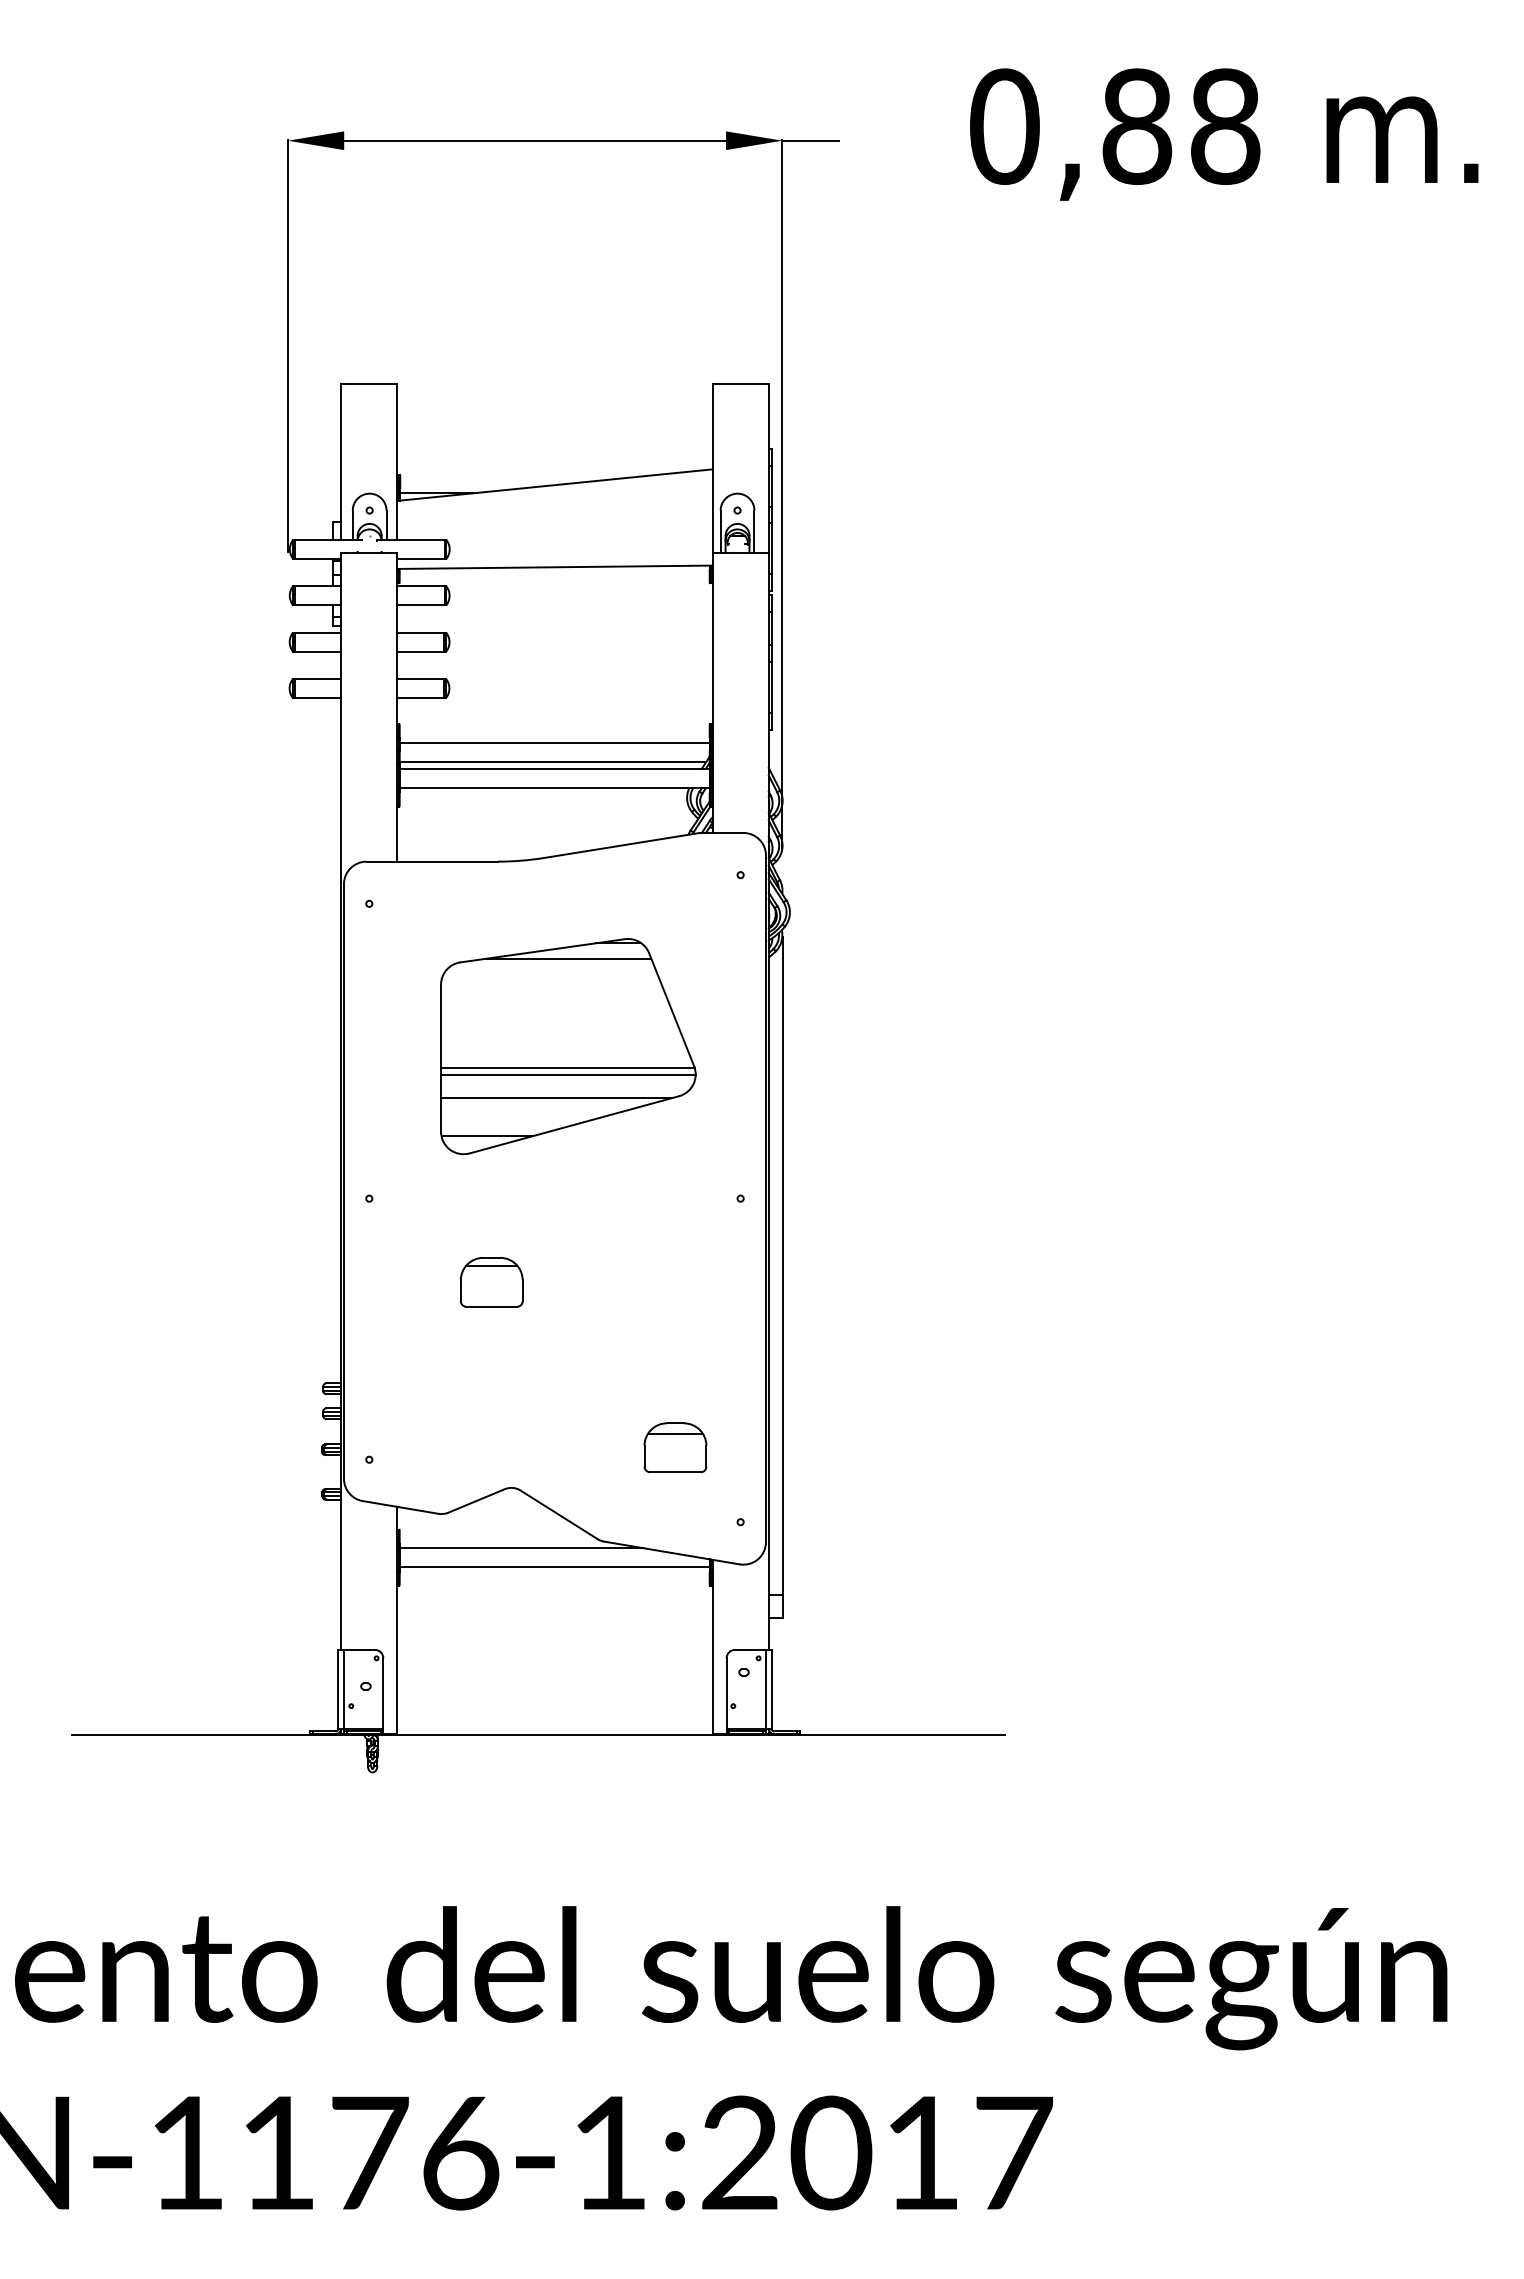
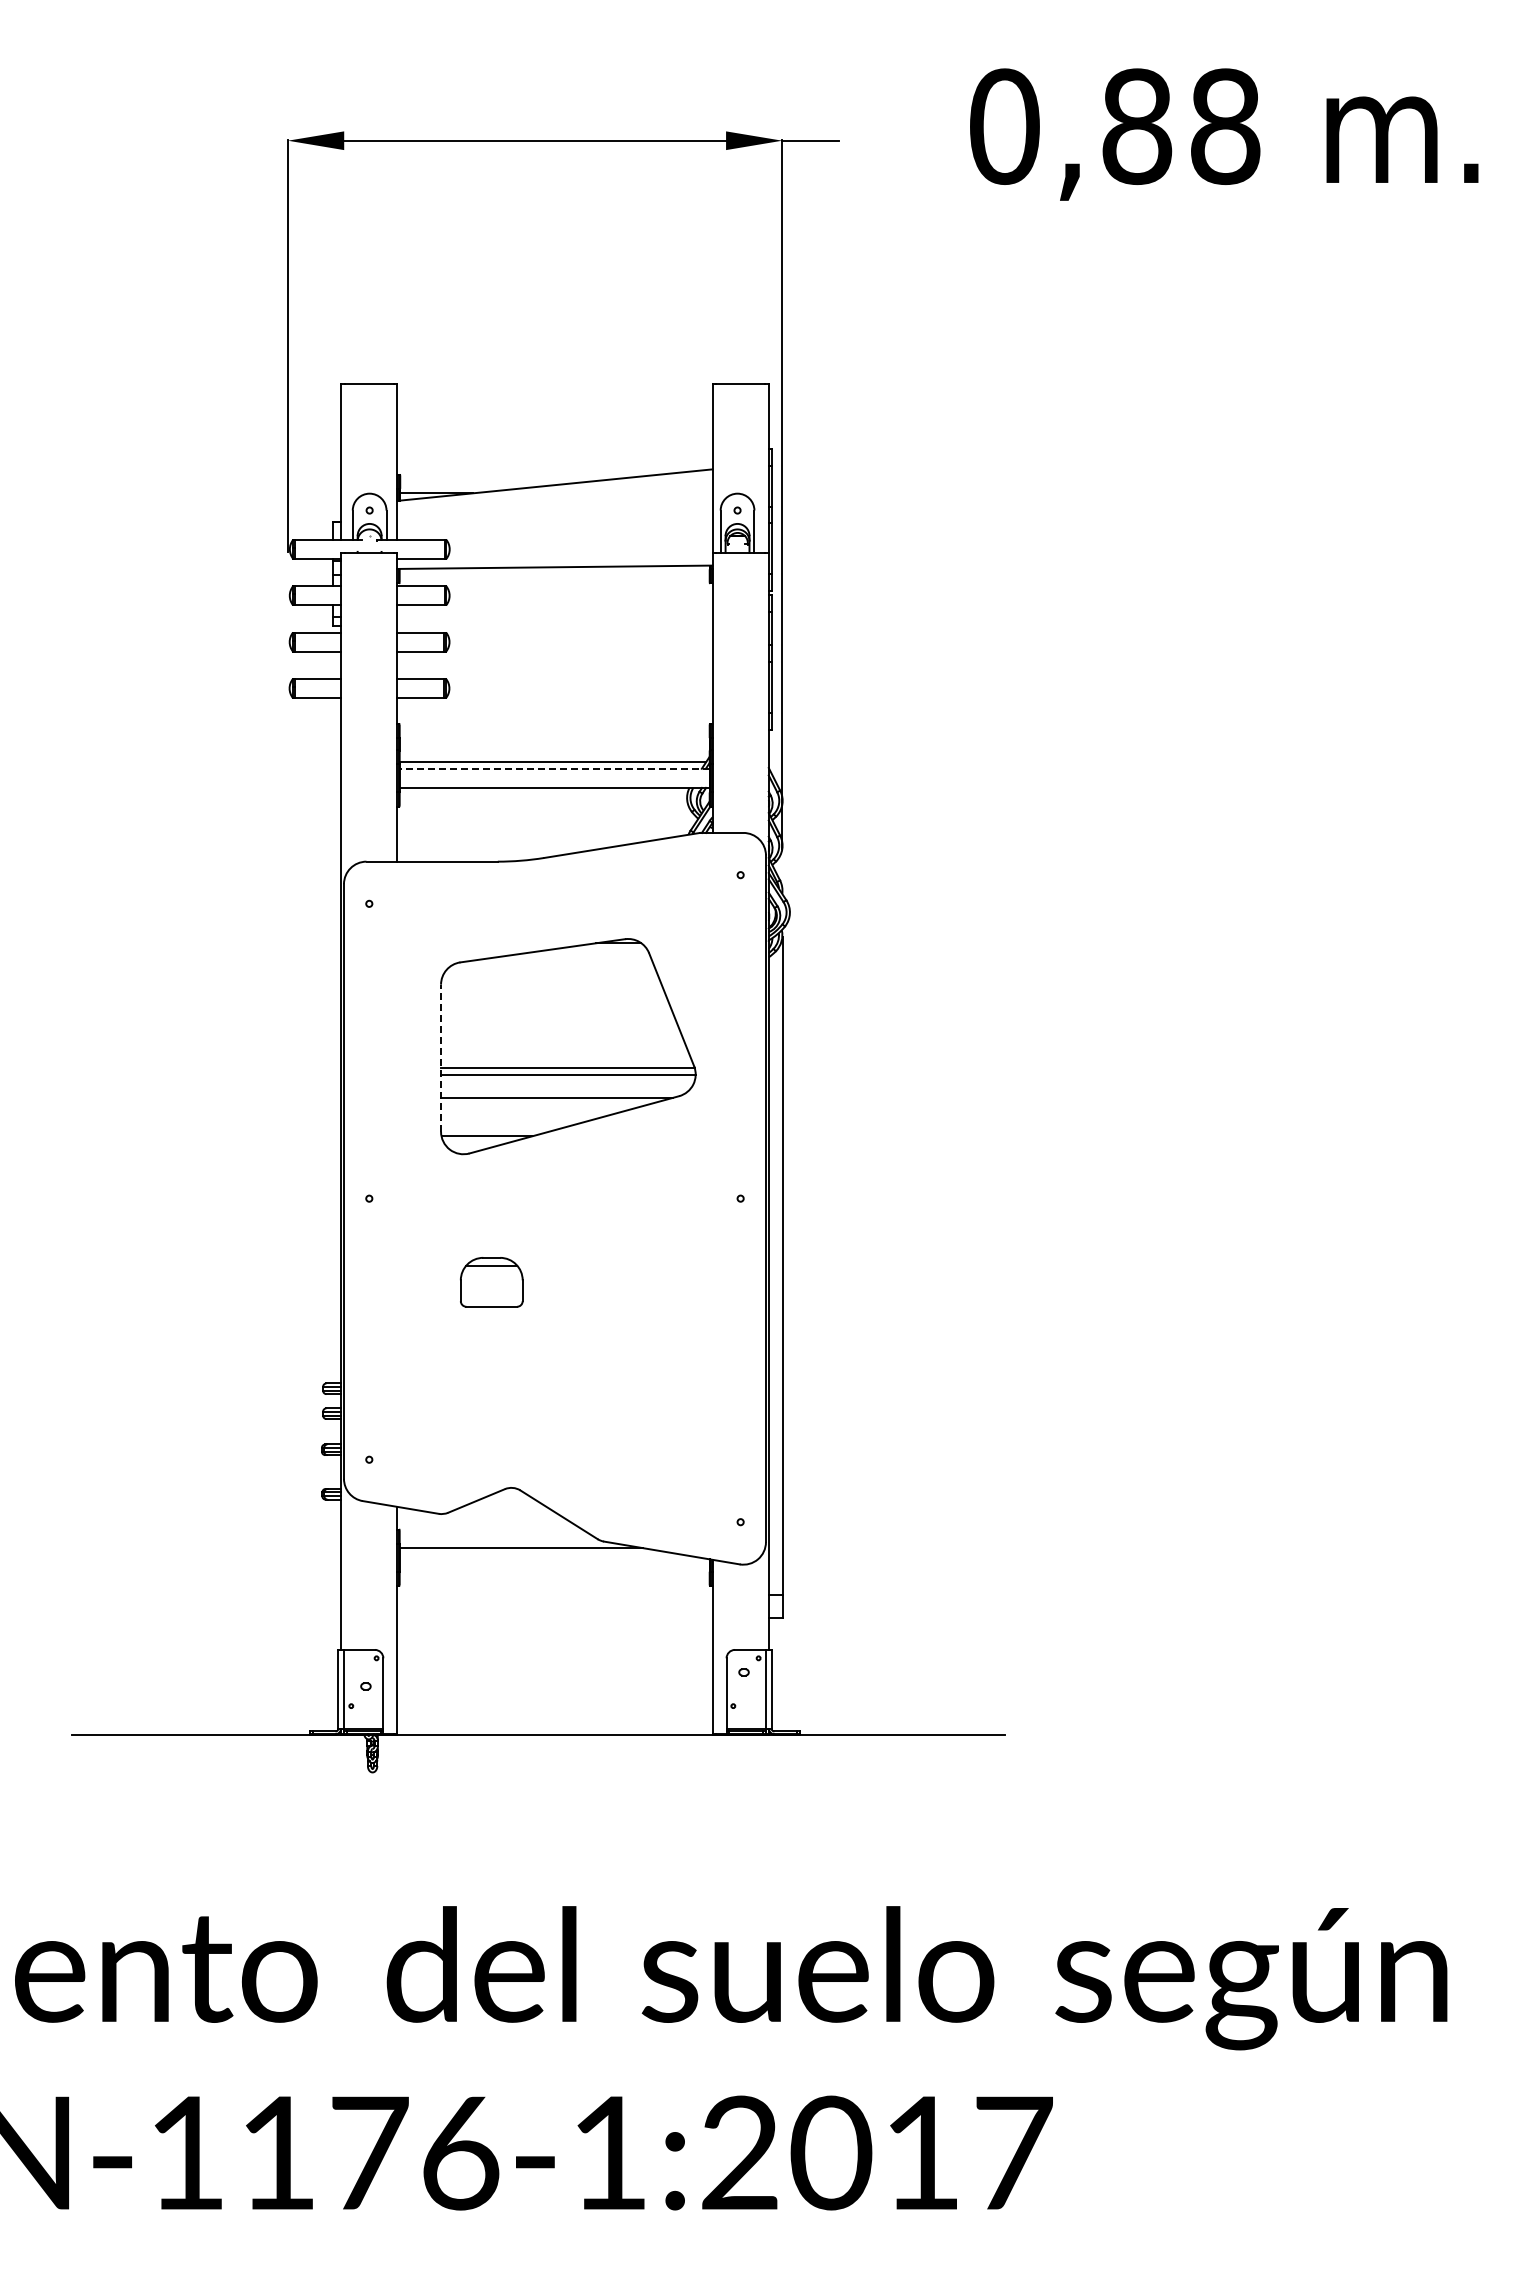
line: present -> none (554, 742)
line: solid -> dashed (554, 768)
line: present -> none (568, 958)
line: solid -> dashed (441, 1058)
part: present -> none (675, 1447)
line: present -> none (554, 1567)
